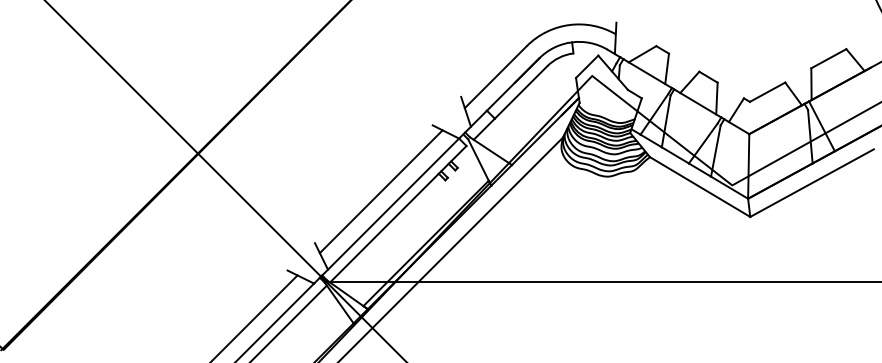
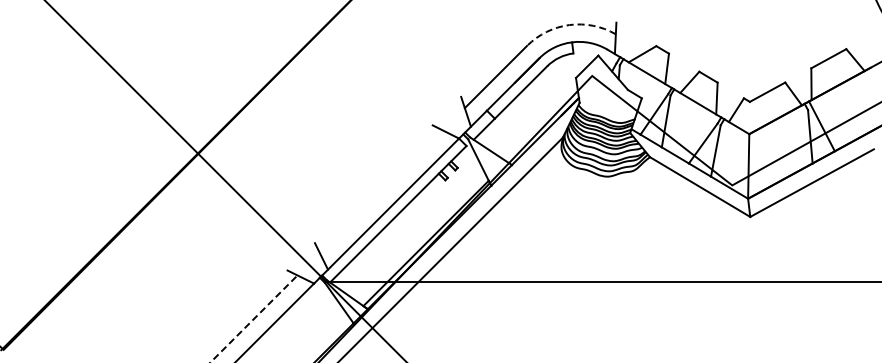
arc: solid -> dashed (569, 25)
line: present -> none (380, 191)
line: solid -> dashed (254, 318)
line: present -> none (289, 322)
